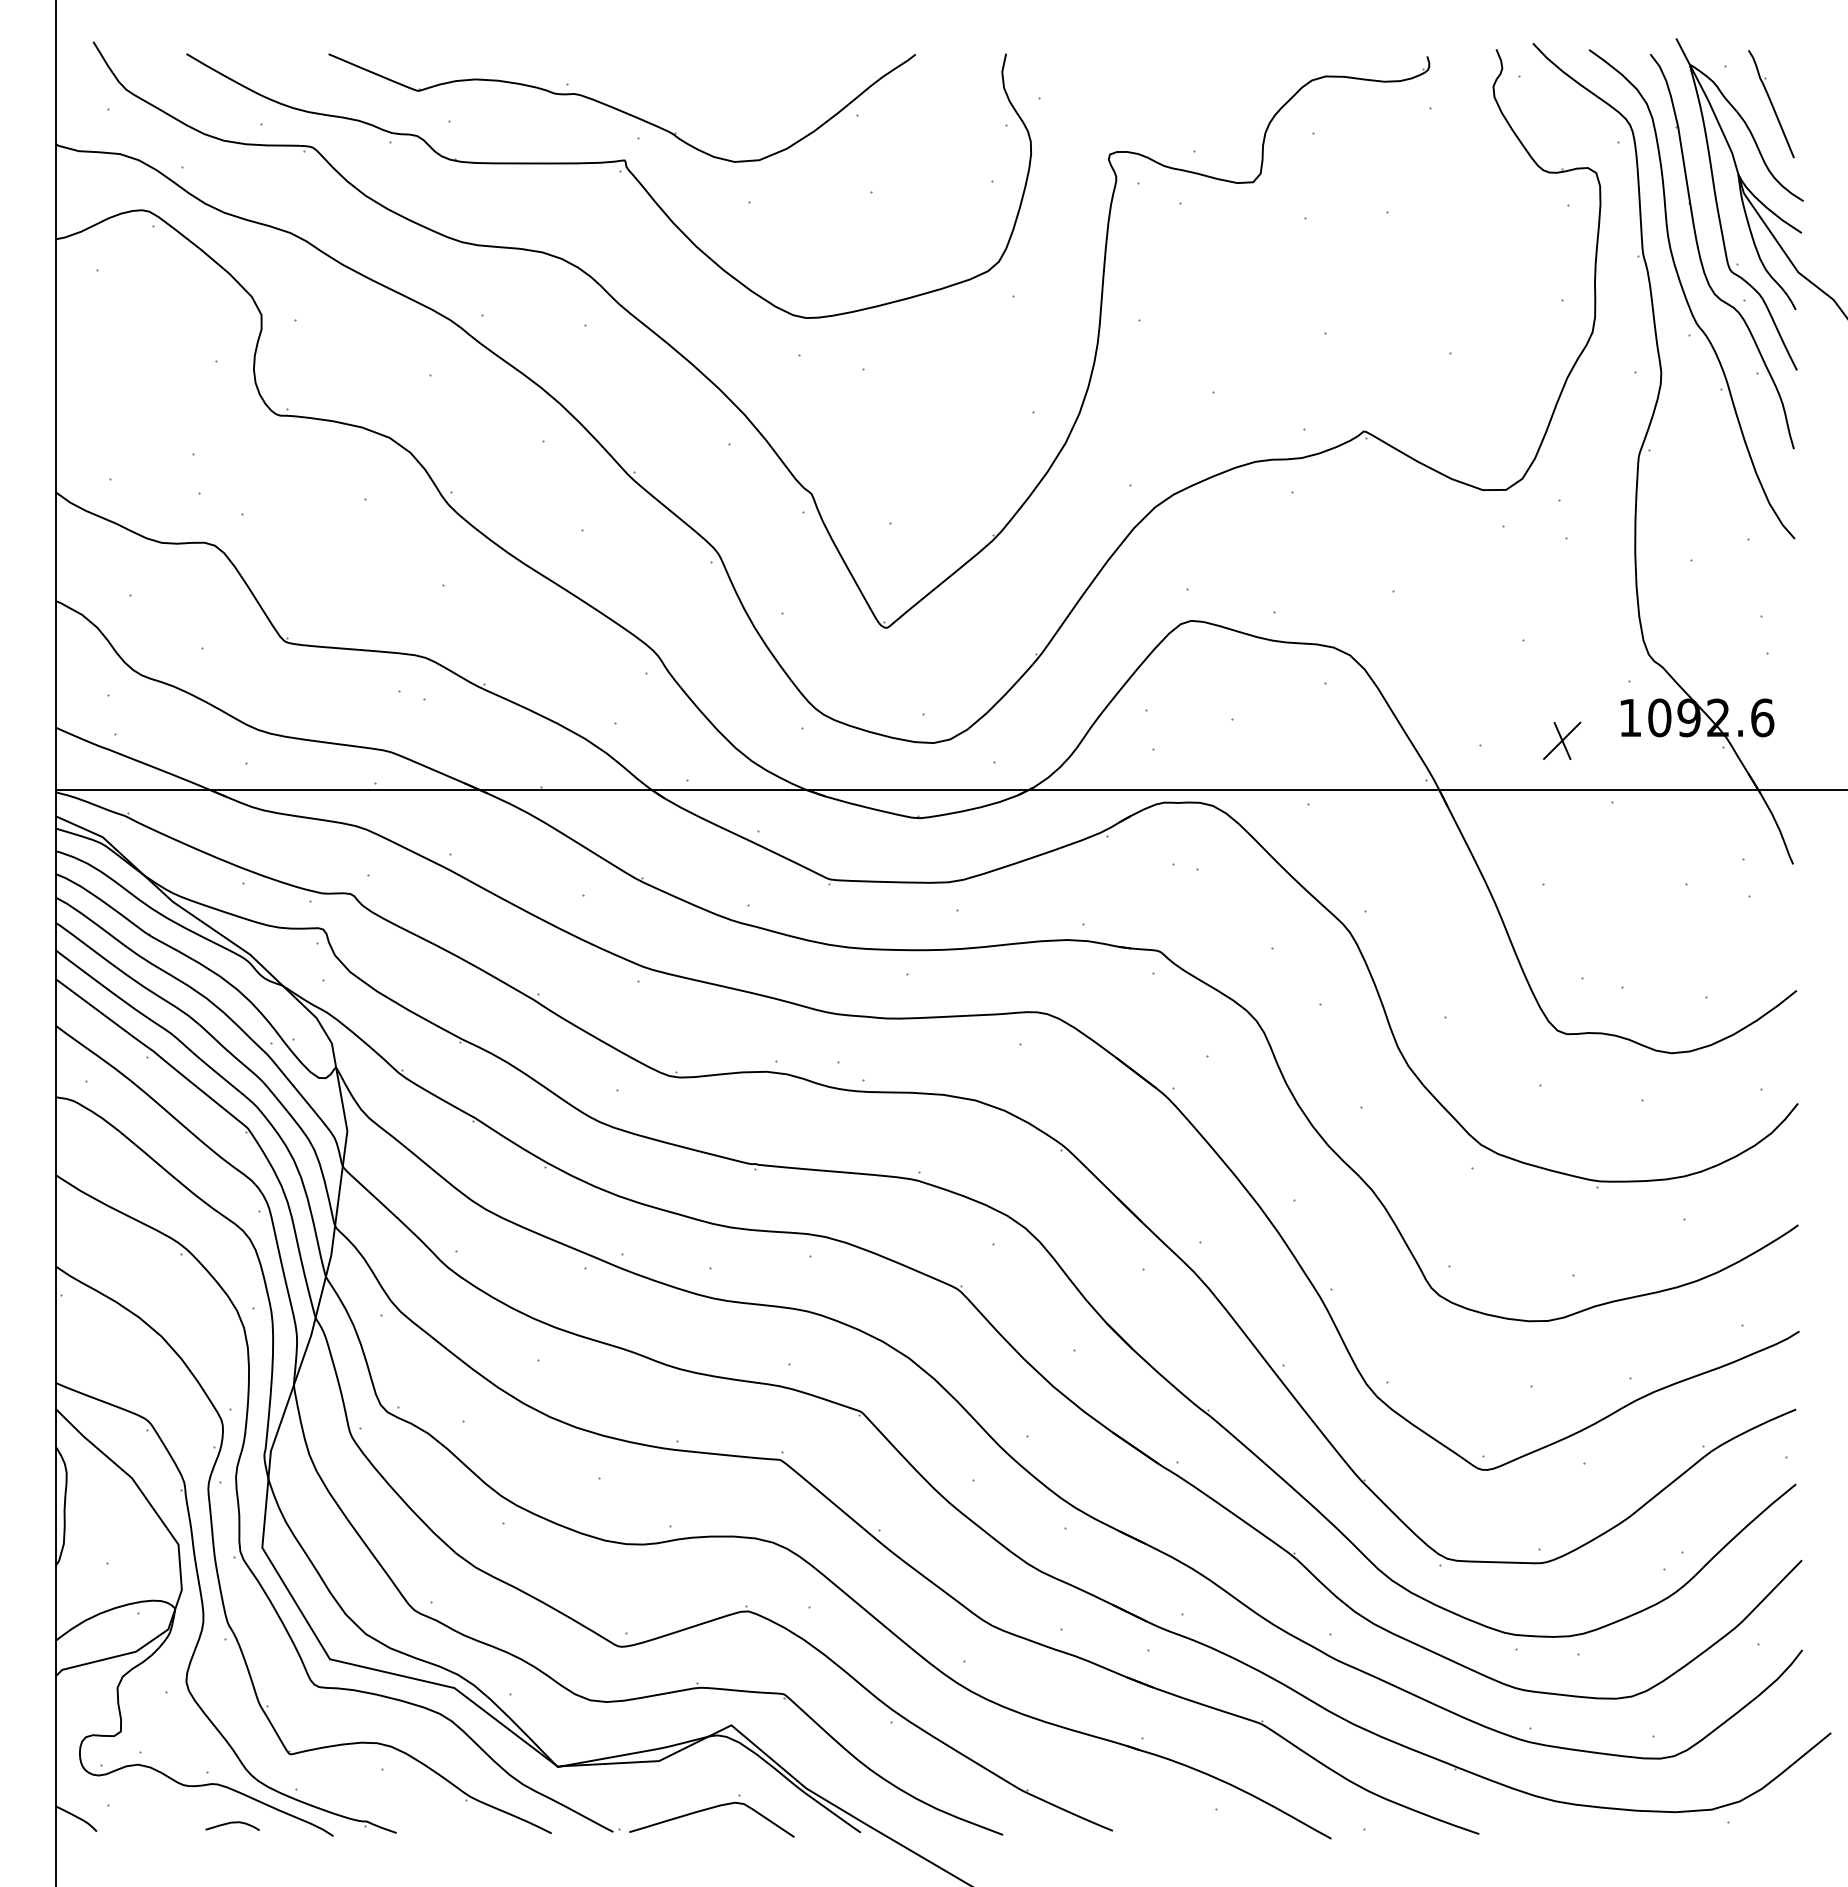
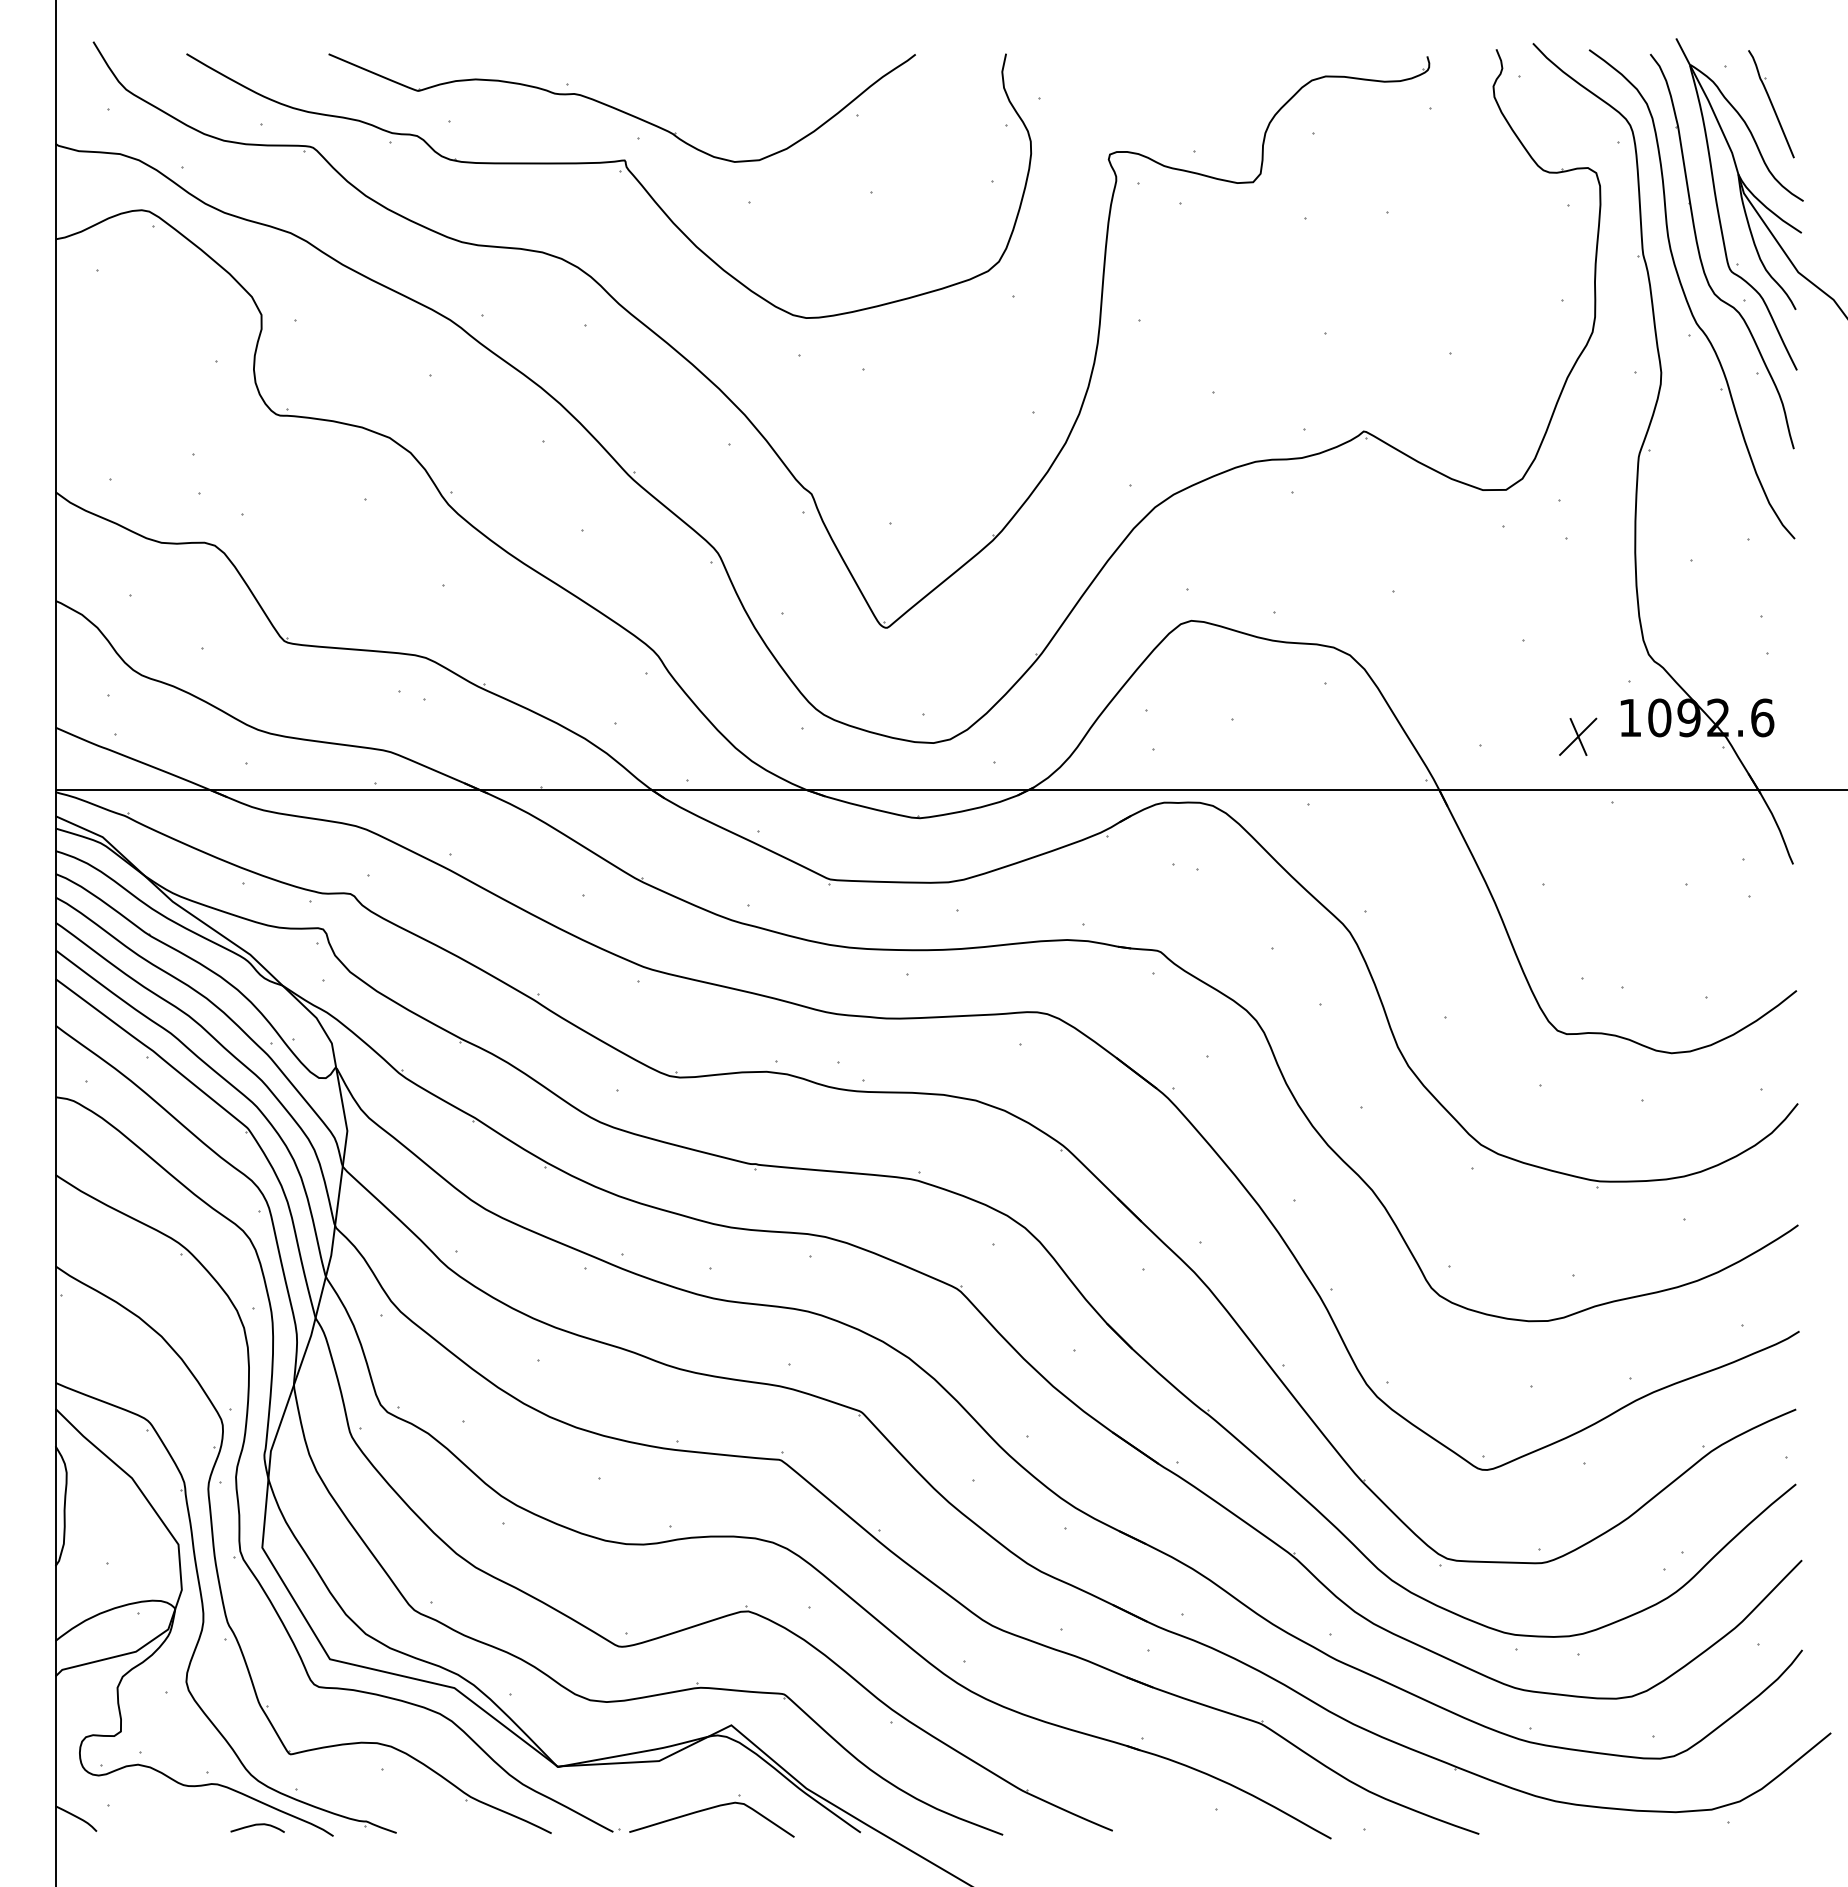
part position: (1562, 740) -> (1578, 736) (1578, 736)
curve position: (232, 1823) -> (257, 1825) (257, 1825)
